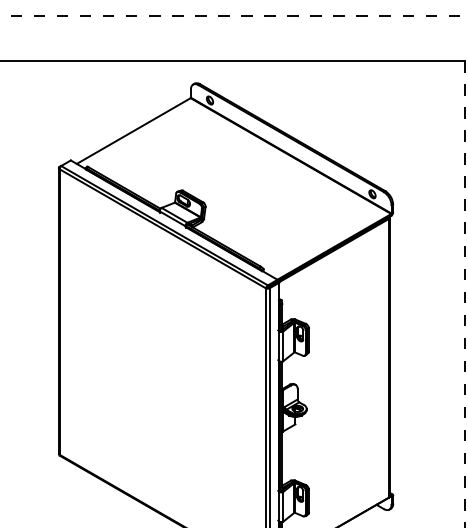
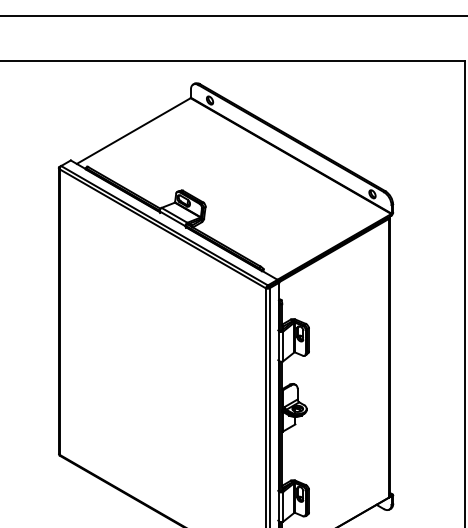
line: dashed -> solid (234, 15)
line: dashed -> solid (464, 294)
